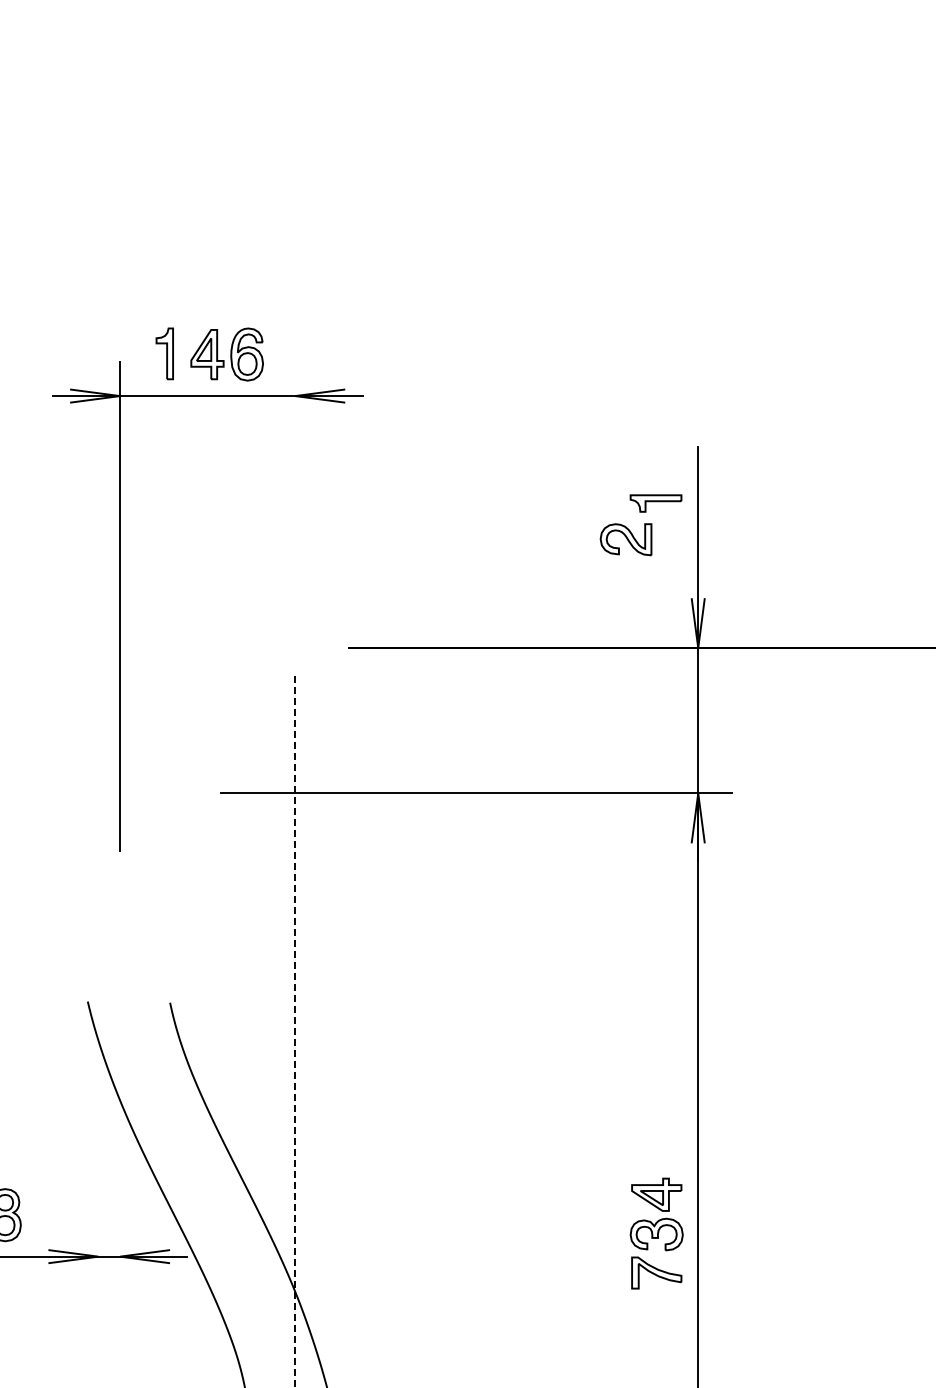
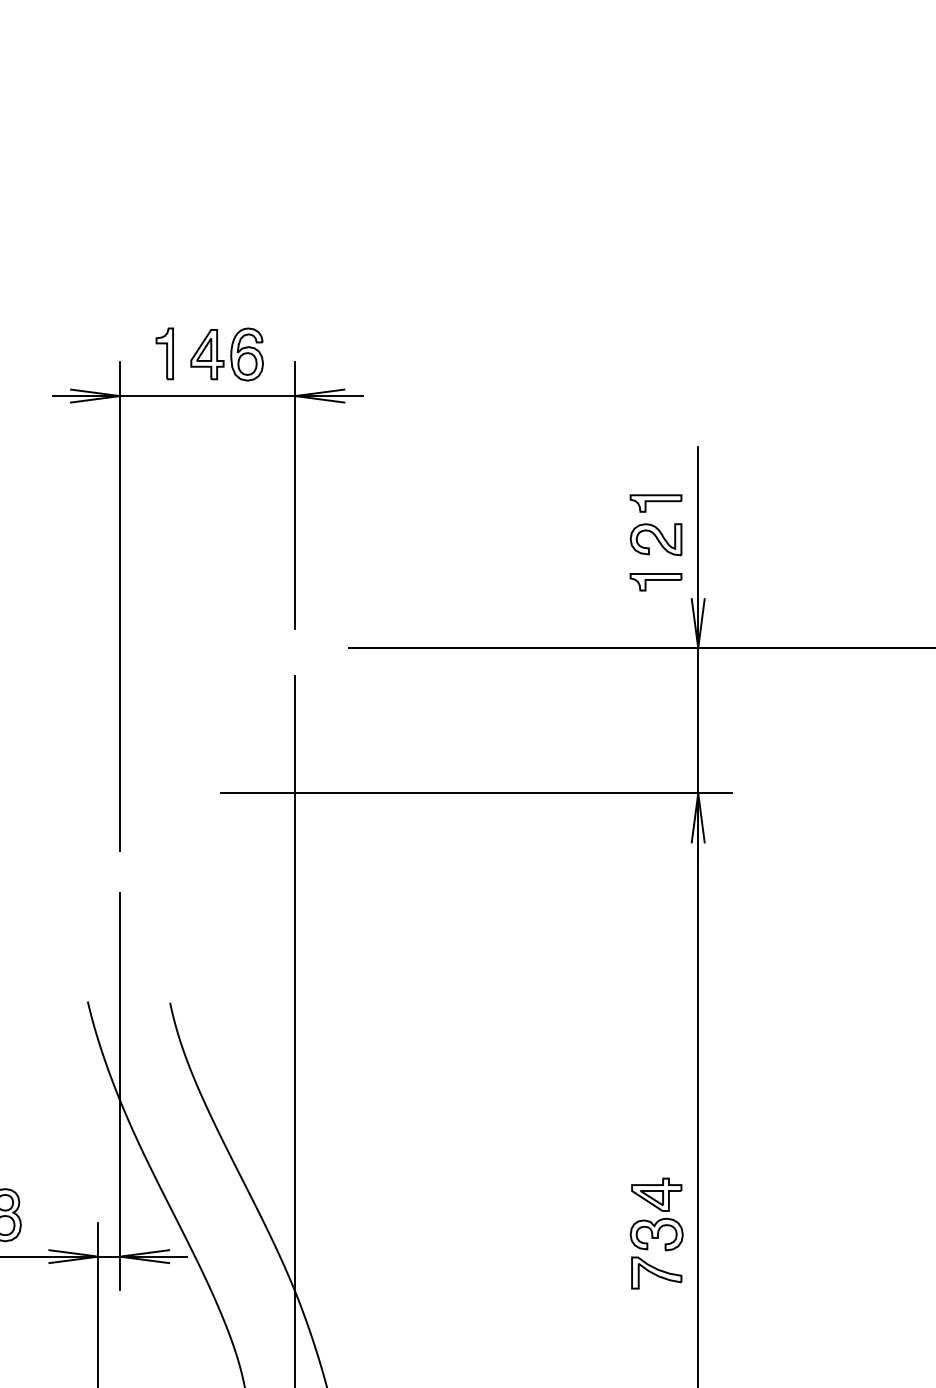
line: none -> present (295, 495)
part position: (625, 539) -> (655, 539) (655, 539)
part: none -> present (655, 582)
line: dashed -> solid (295, 1032)
line: none -> present (120, 1091)
line: none -> present (98, 1303)
